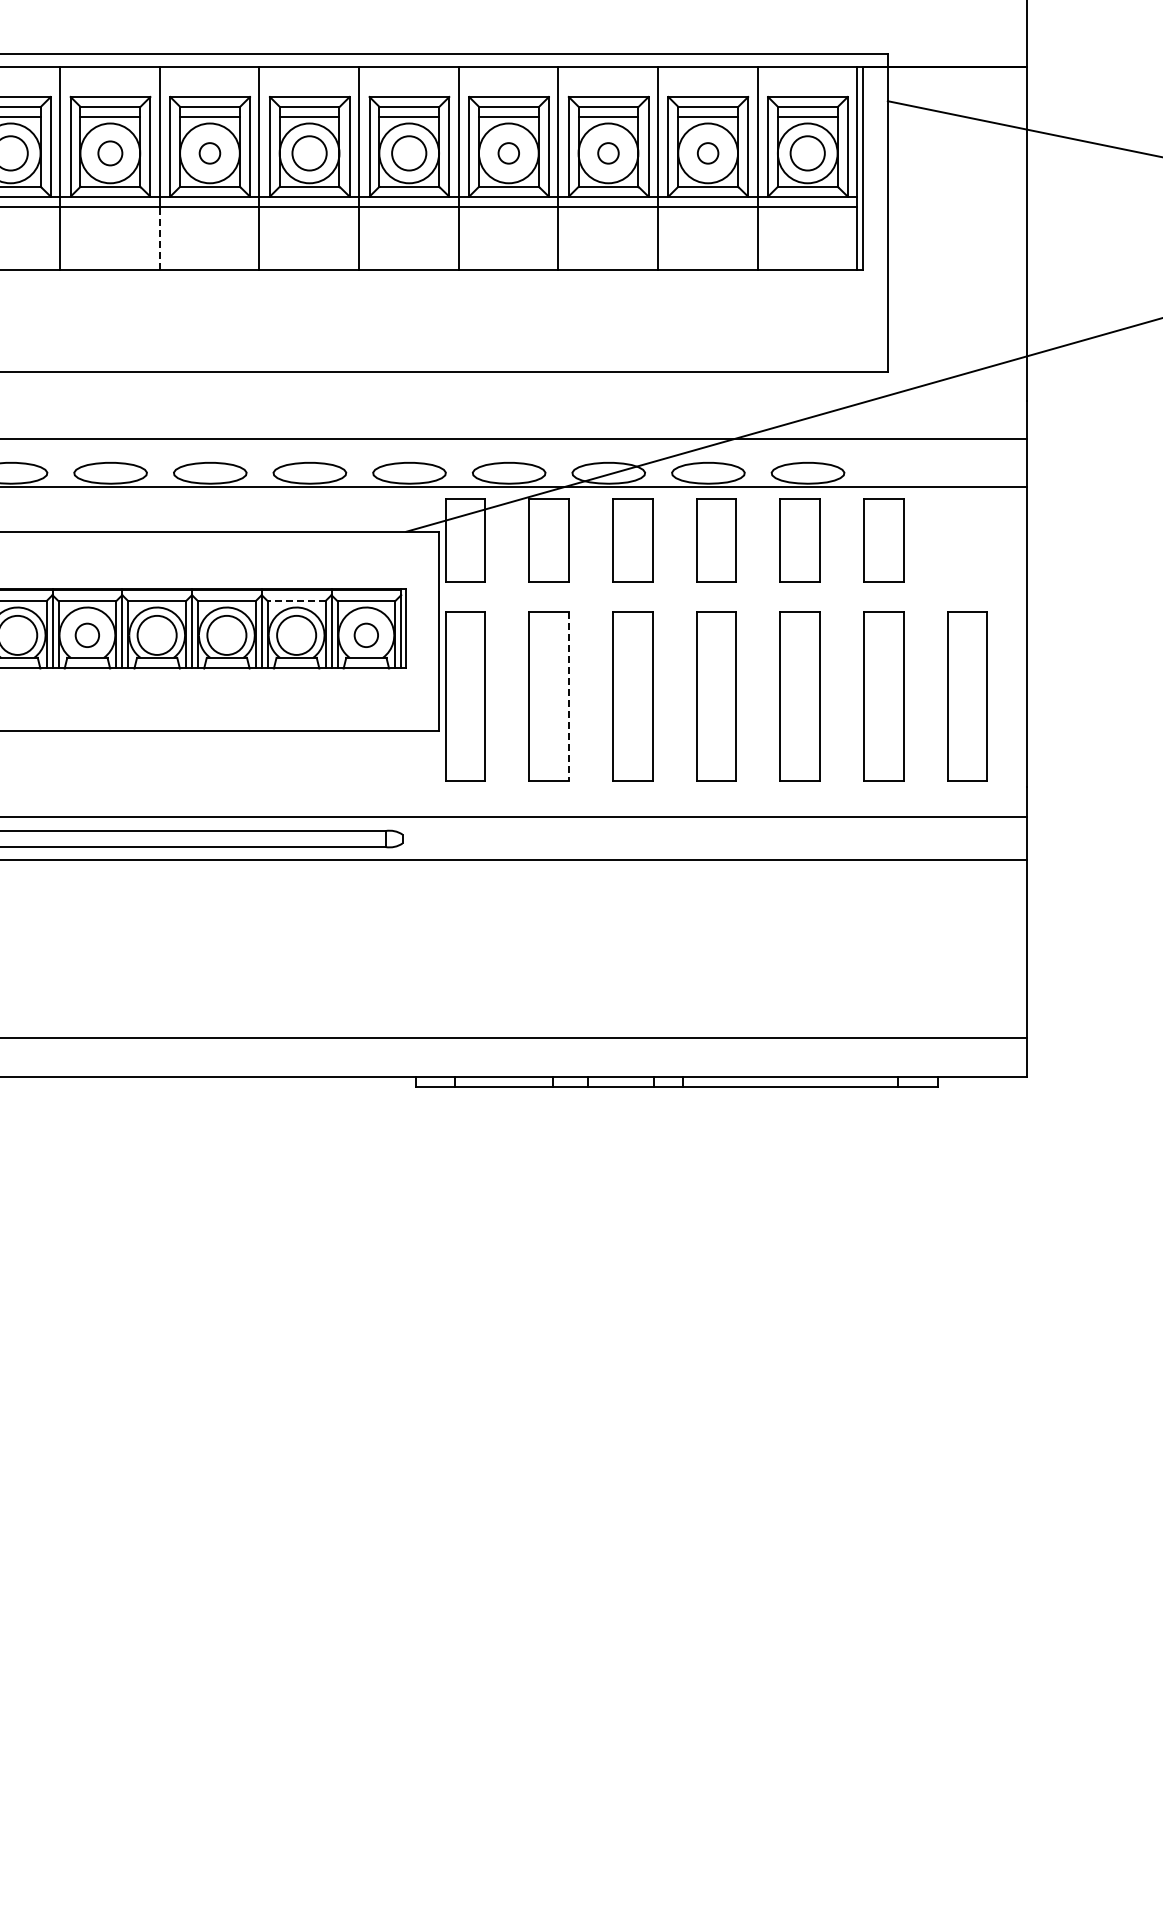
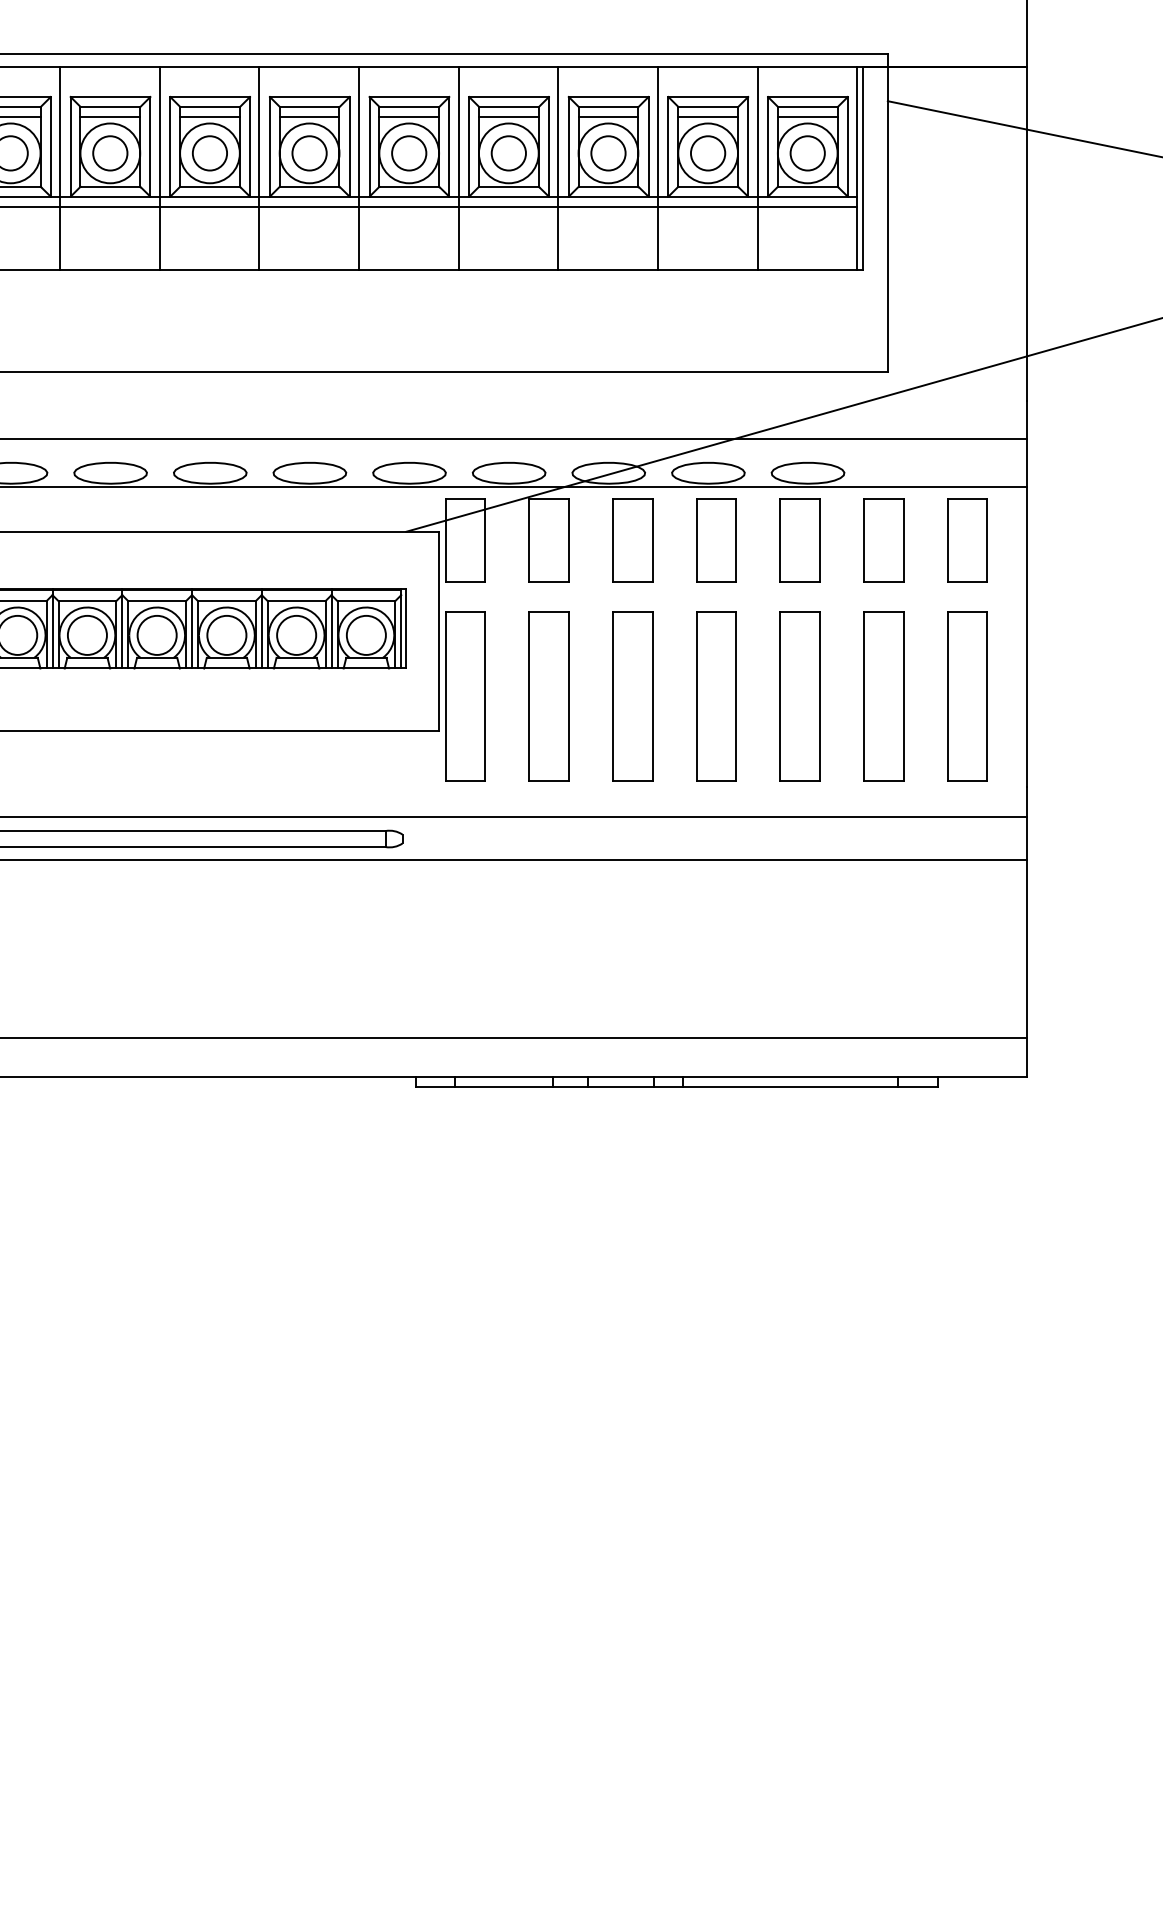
circle size: 27x27 px -> 37x37 px (110, 153)
circle diameter: 21 px -> 34 px (209, 153)
circle diameter: 21 px -> 34 px (508, 153)
circle diameter: 21 px -> 34 px (608, 153)
circle diameter: 21 px -> 34 px (707, 153)
line: dashed -> solid (159, 238)
part: none -> present (967, 540)
line: dashed -> solid (296, 601)
circle diameter: 23 px -> 39 px (86, 634)
circle diameter: 23 px -> 39 px (365, 634)
line: dashed -> solid (569, 696)
